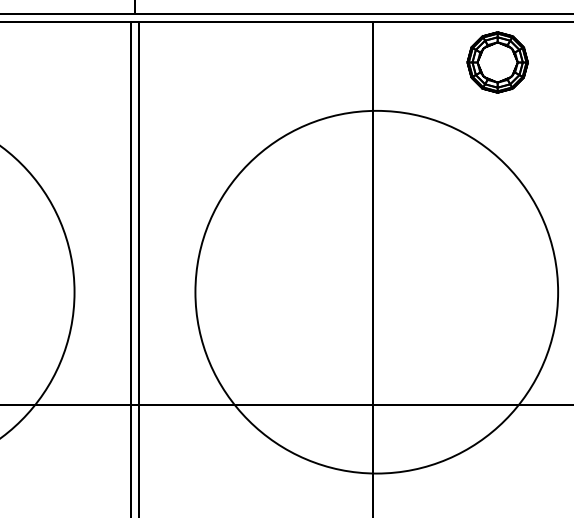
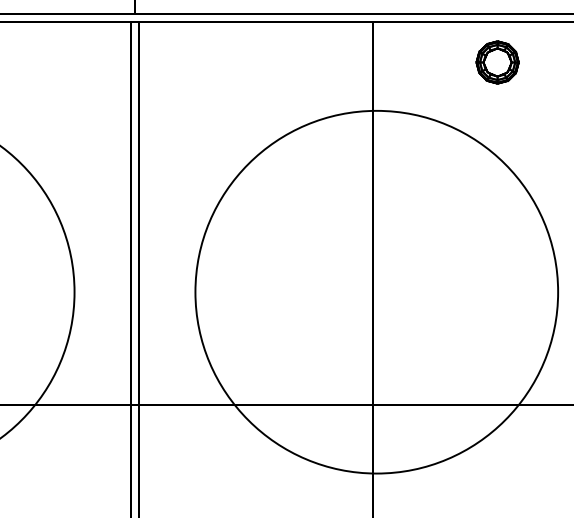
part size: 63x63 px -> 45x45 px (497, 62)
